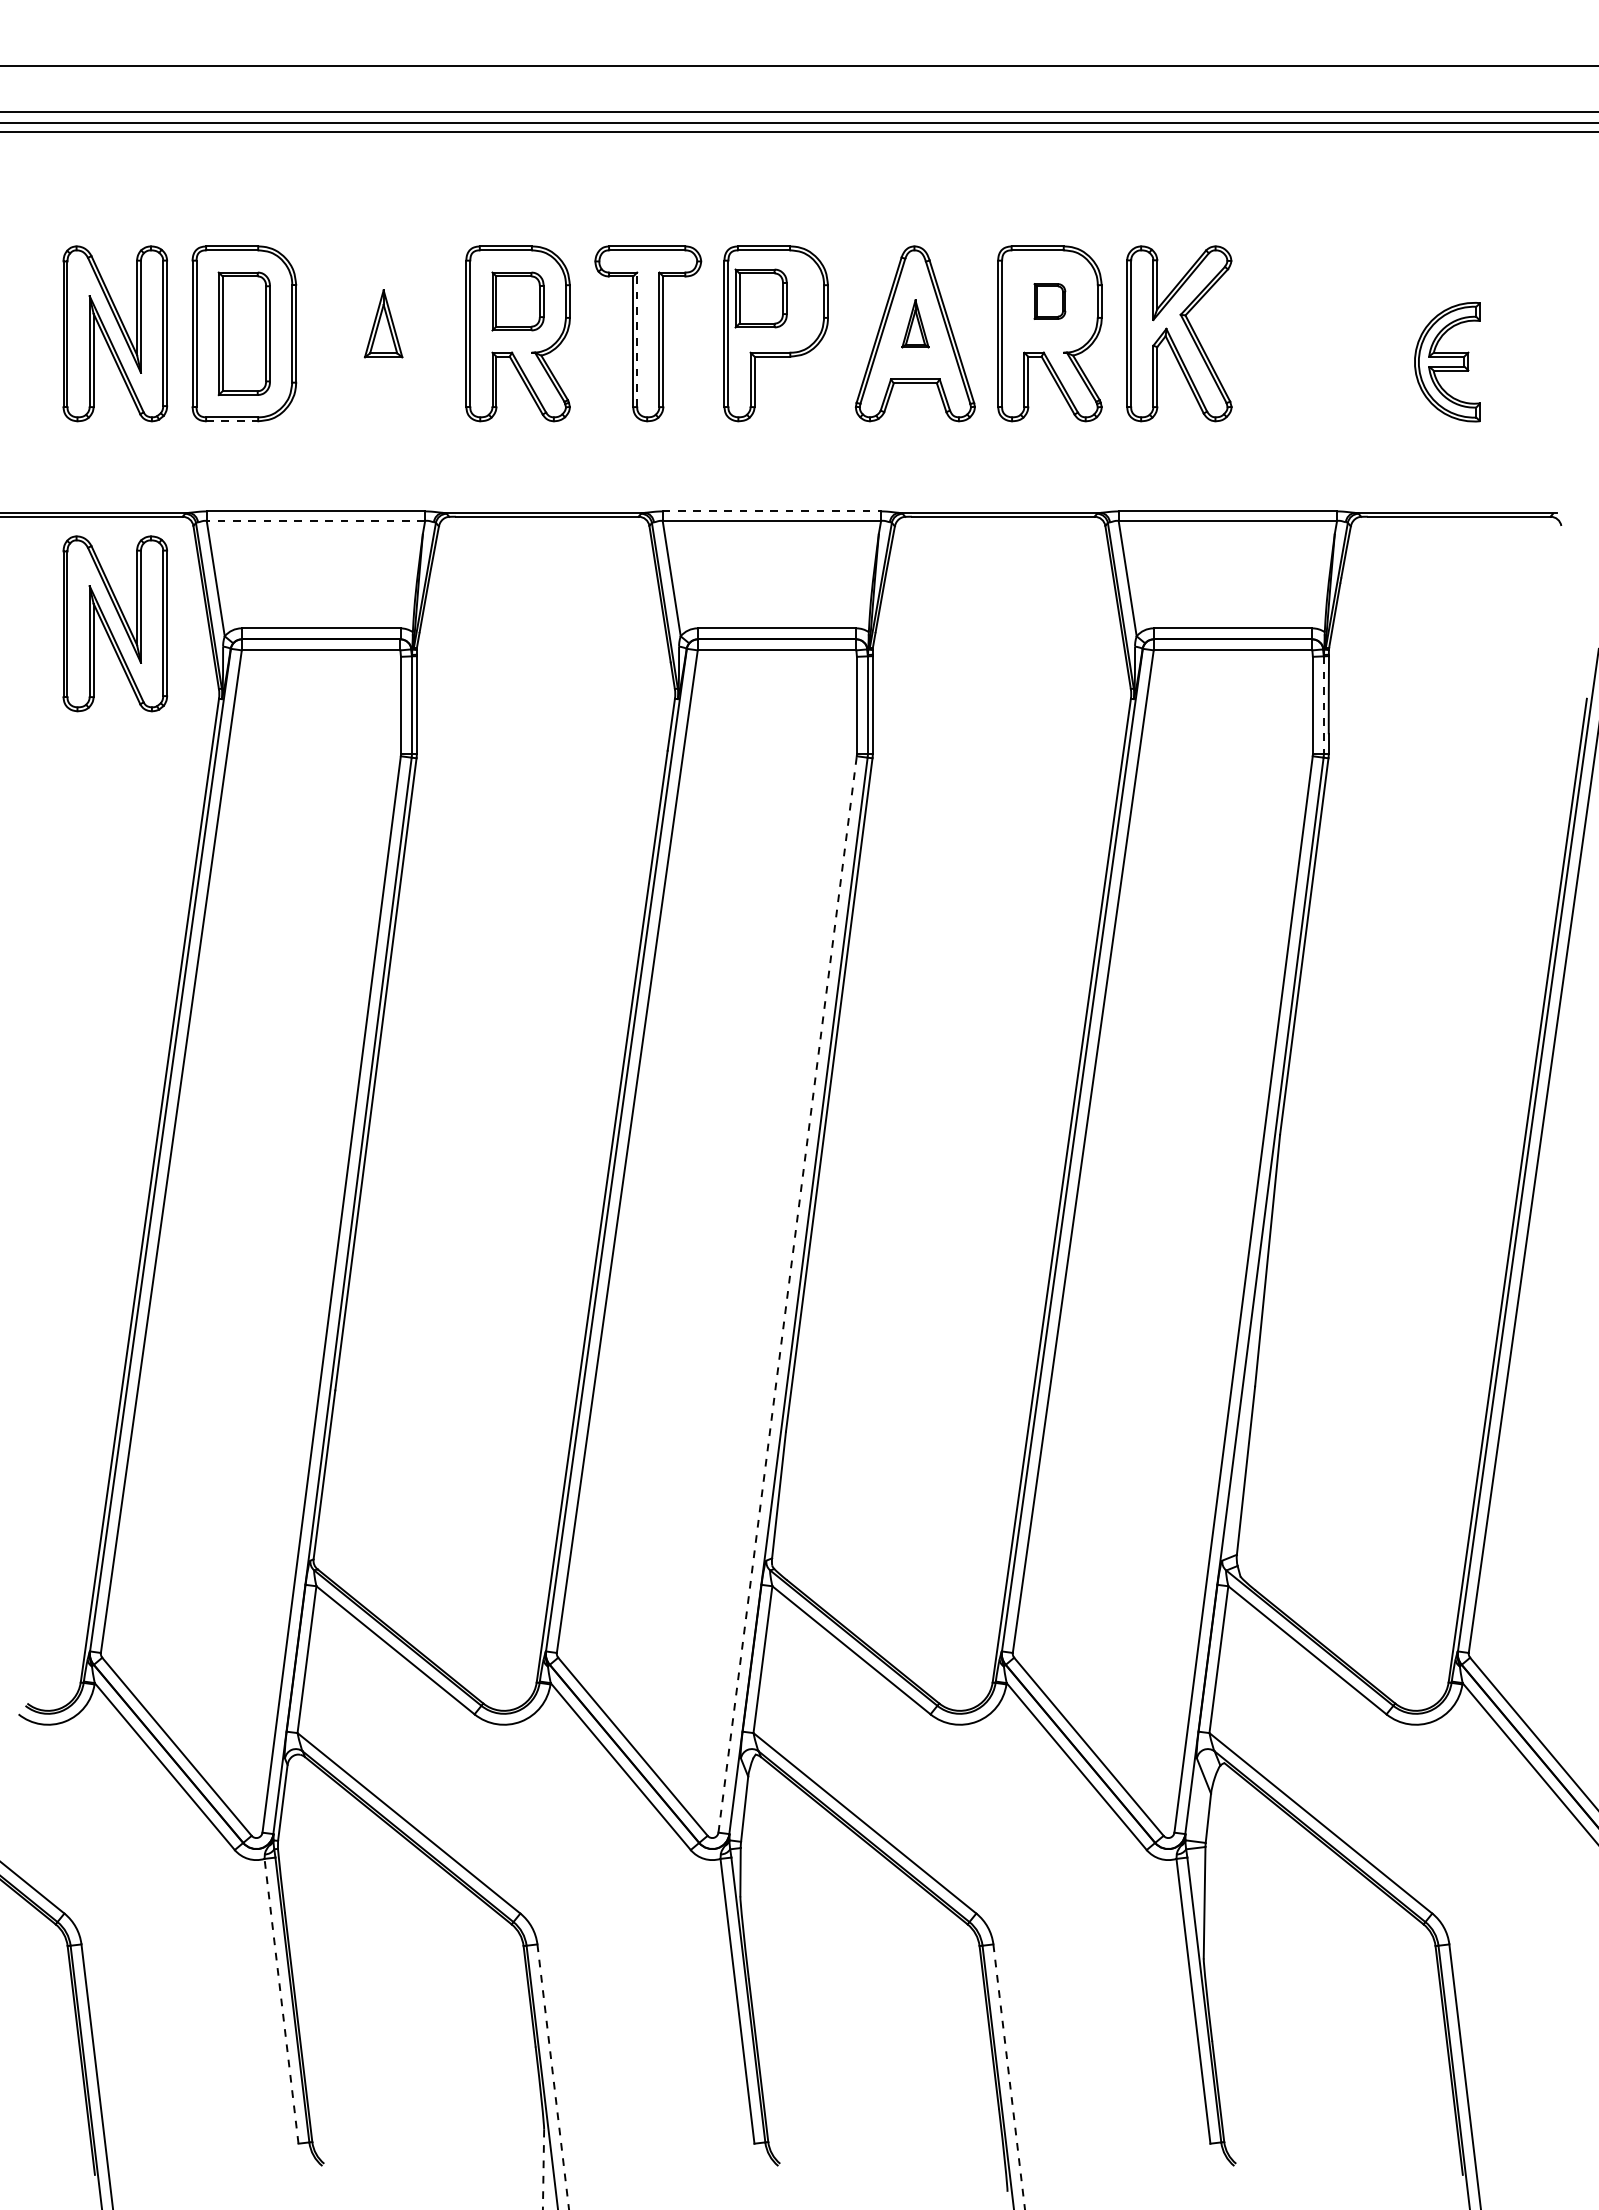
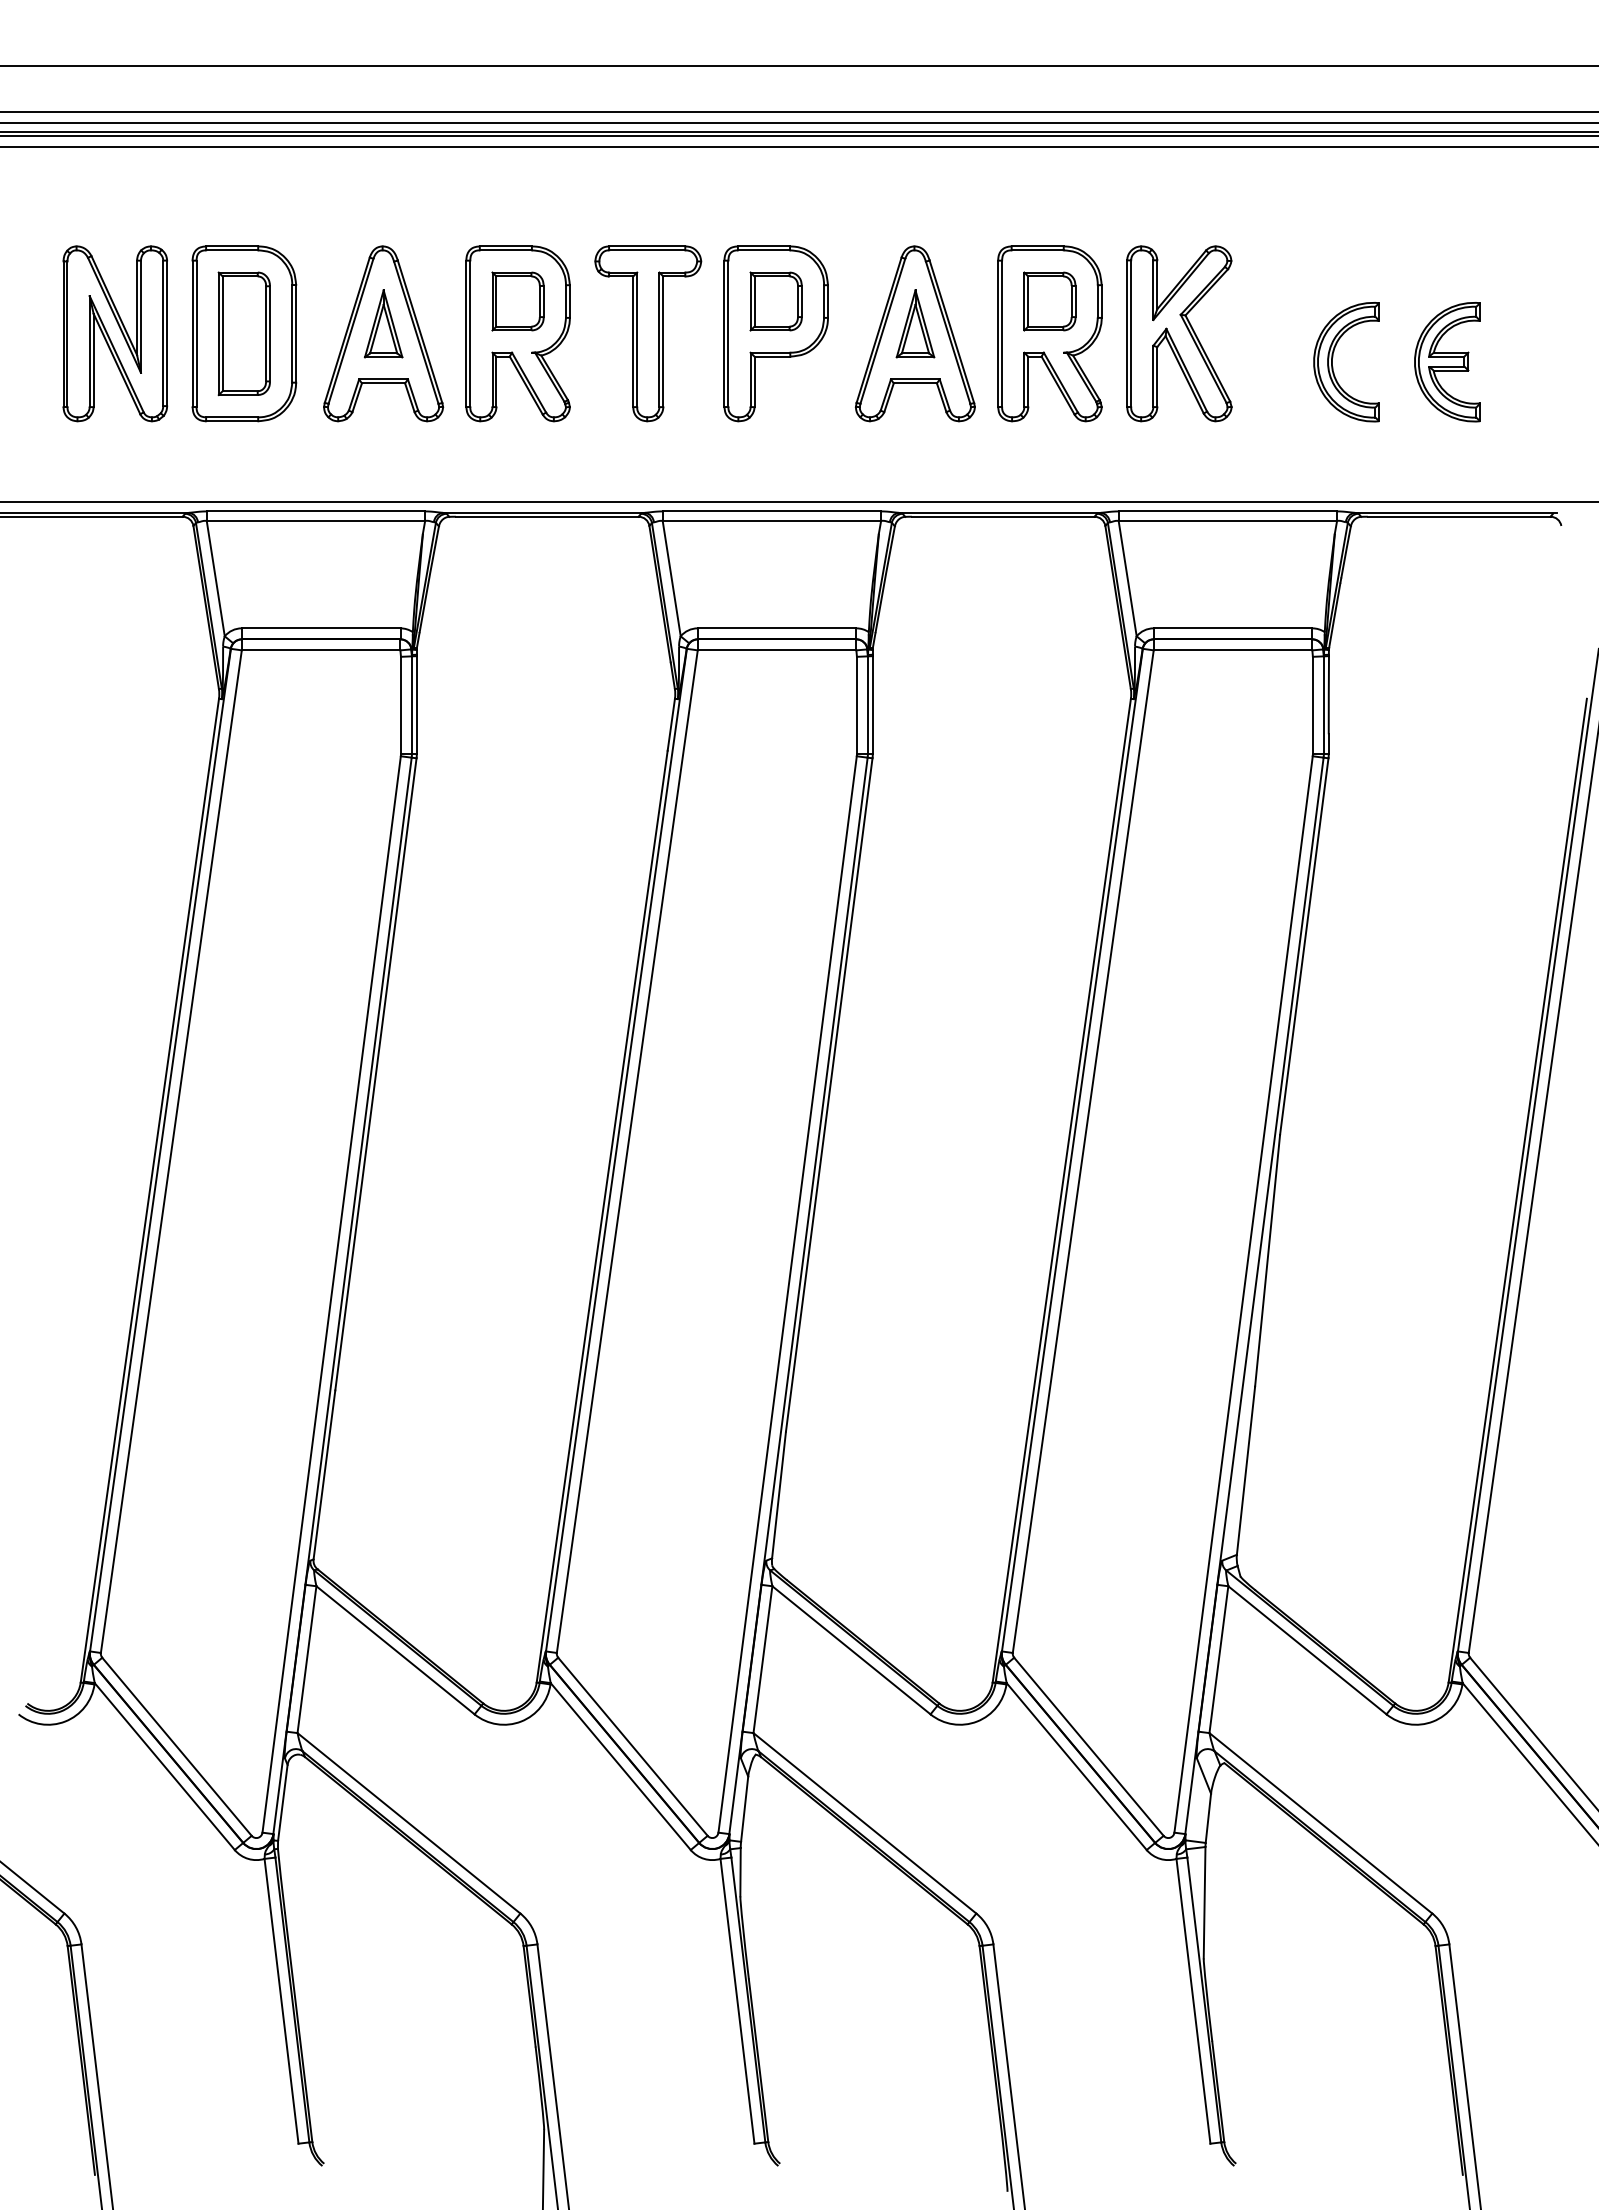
line: none -> present (798, 136)
line: none -> present (798, 147)
part position: (760, 298) -> (775, 301) (775, 301)
part size: 34x37 px -> 54x61 px (1049, 301)
part size: 29x50 px -> 41x70 px (915, 323)
part: none -> present (383, 333)
line: dashed -> solid (637, 339)
part: none -> present (1333, 366)
line: dashed -> solid (232, 421)
line: none -> present (798, 501)
line: dashed -> solid (772, 511)
line: dashed -> solid (315, 520)
part: present -> none (115, 623)
line: dashed -> solid (1323, 705)
line: dashed -> solid (787, 1294)
line: dashed -> solid (281, 2000)
line: dashed -> solid (553, 2077)
line: dashed -> solid (1009, 2077)
line: dashed -> solid (543, 2169)
